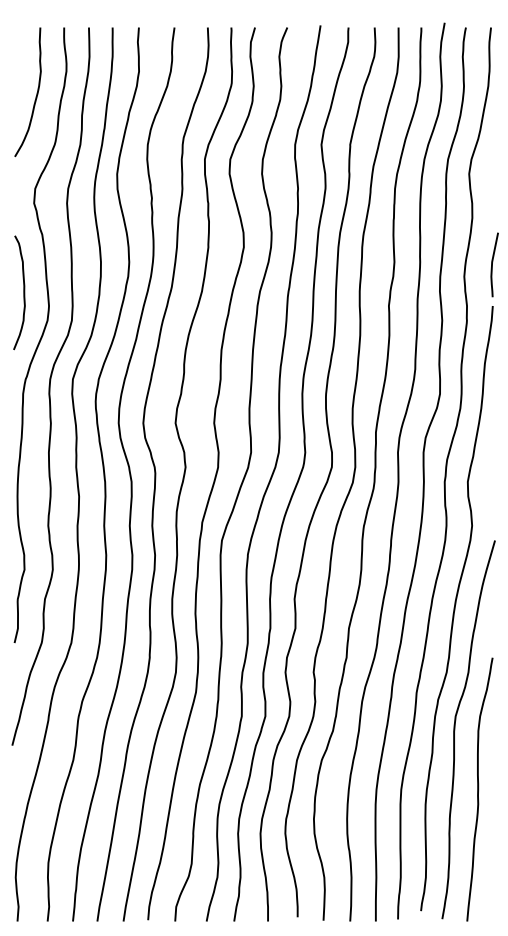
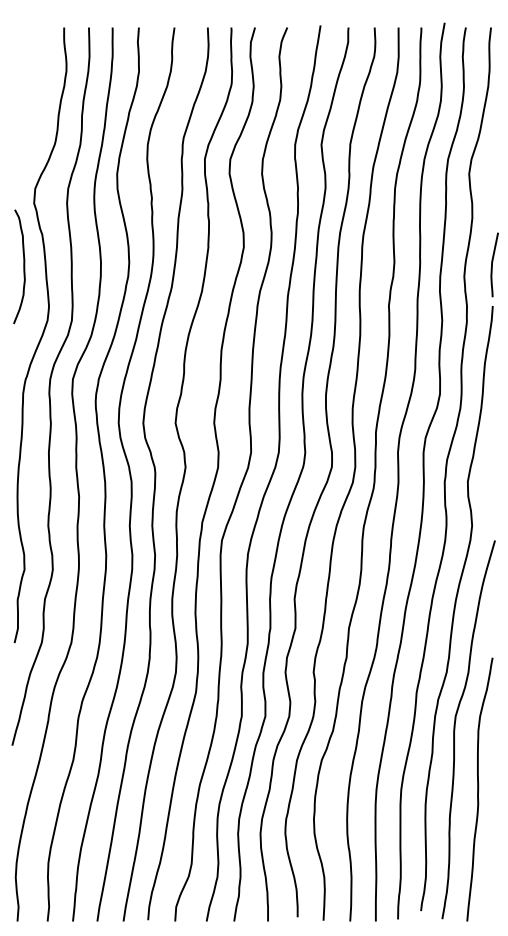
curve: present -> none (35, 96)
curve position: (23, 292) -> (23, 266) (23, 266)
